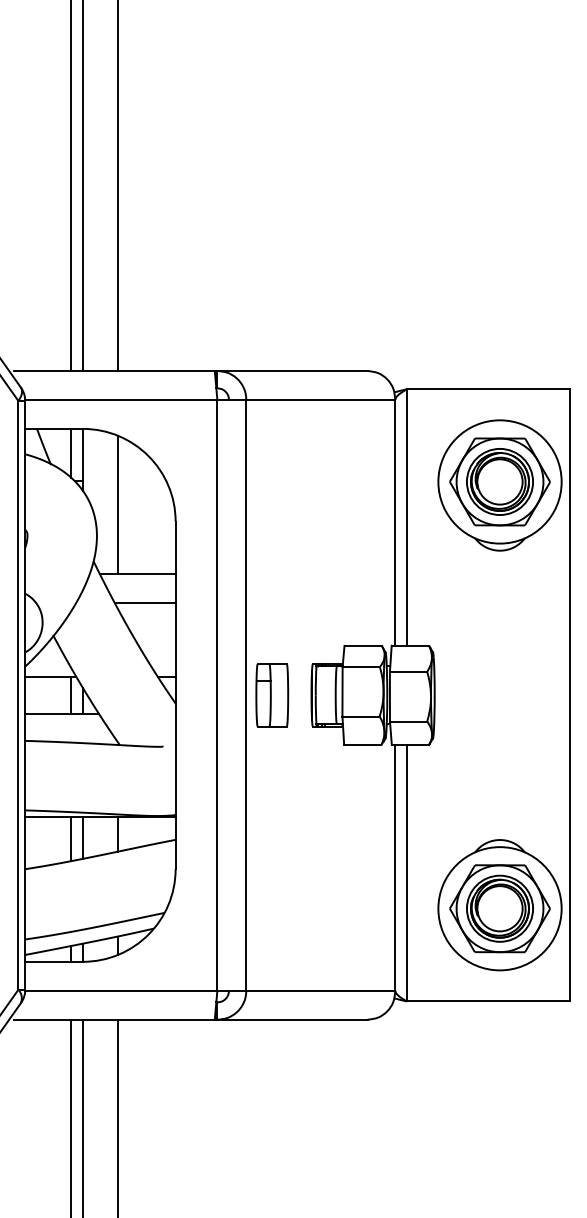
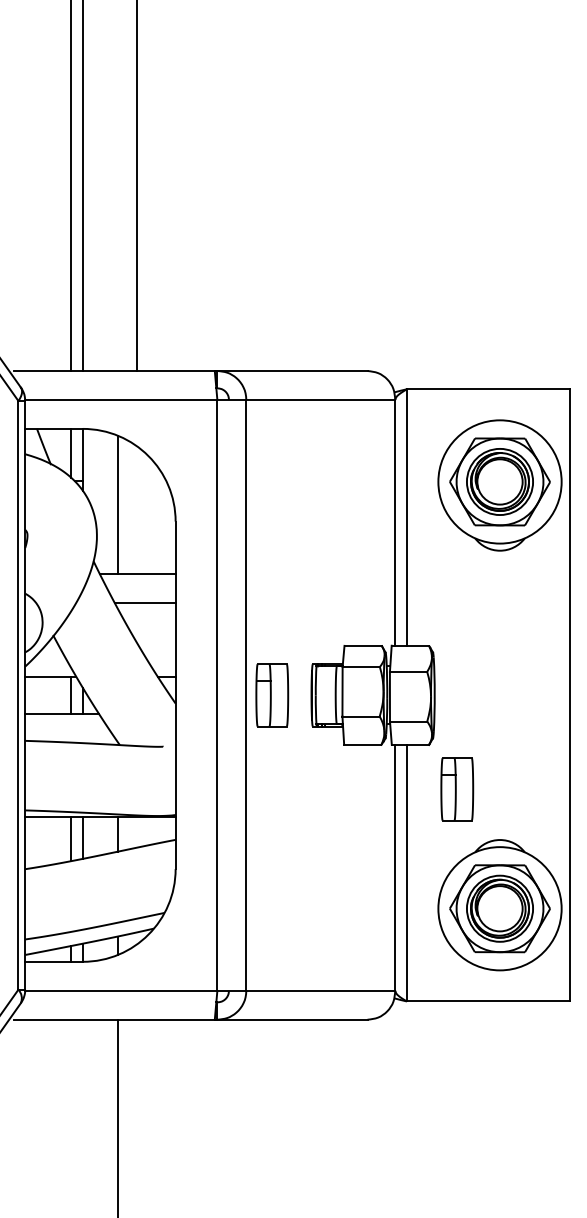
line position: (117, 186) -> (136, 186) (136, 186)
part: none -> present (457, 789)
line: present -> none (71, 1116)
line: present -> none (82, 1116)
